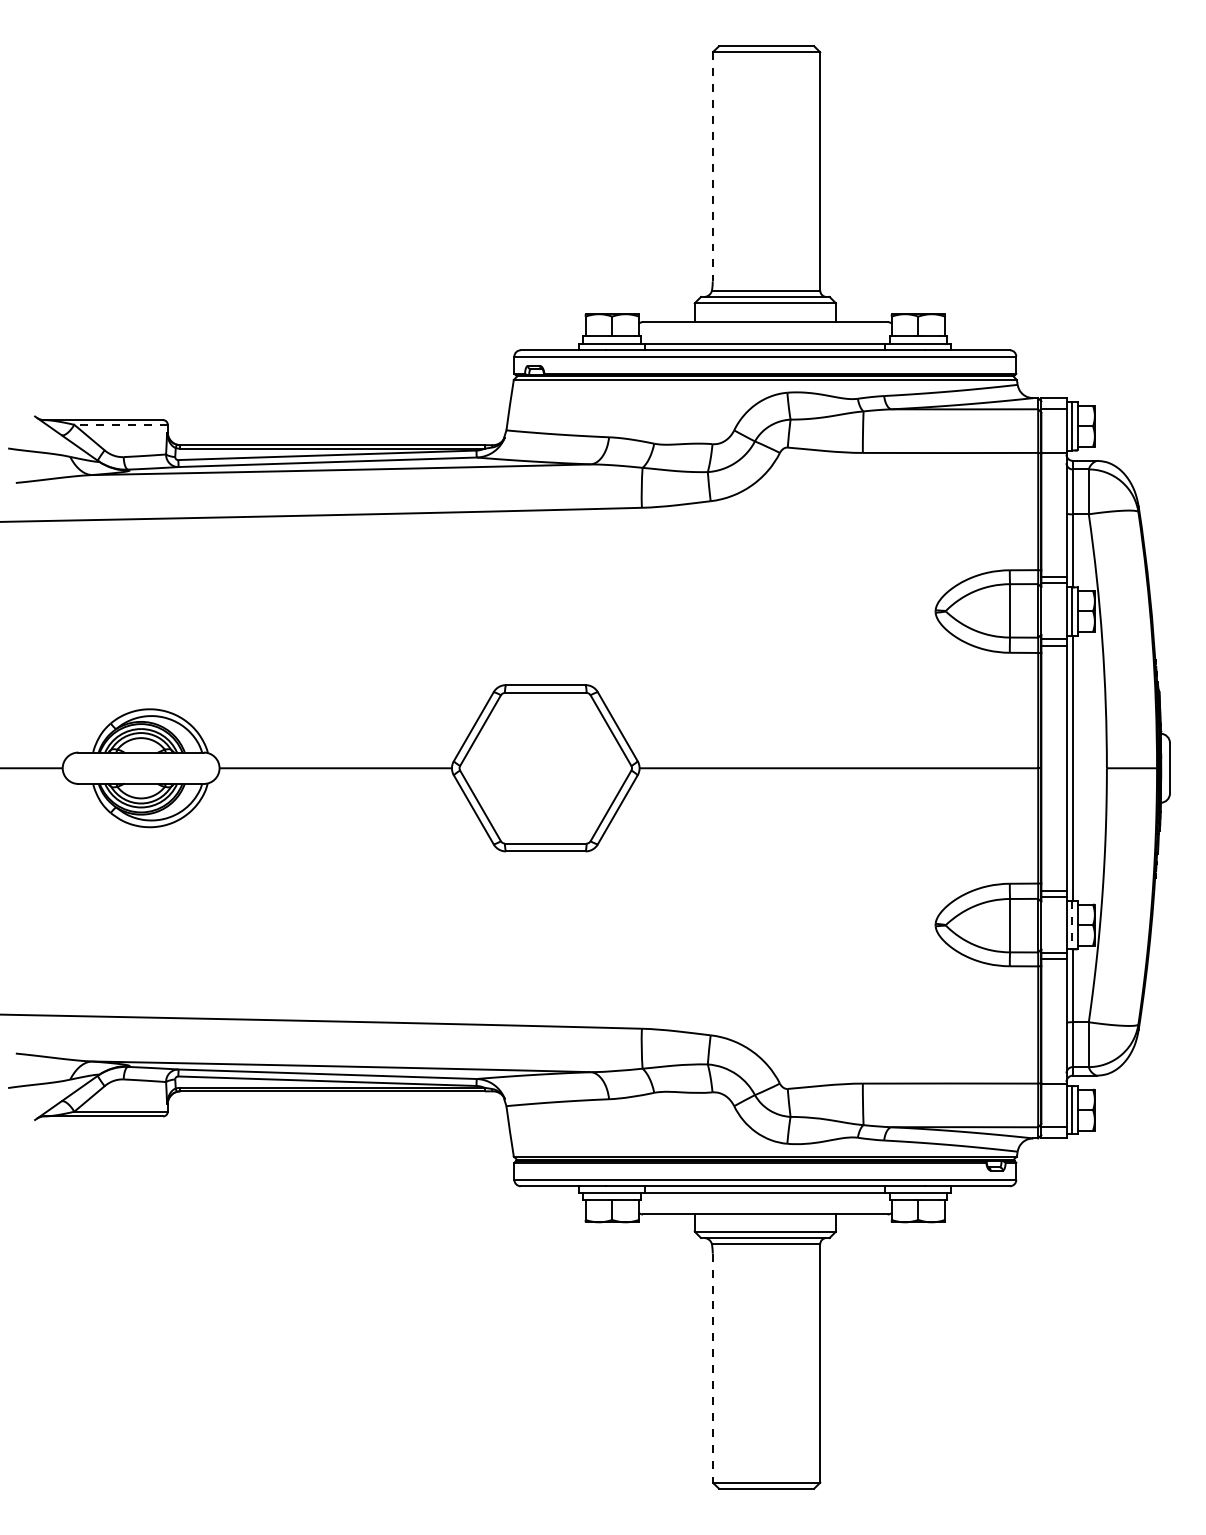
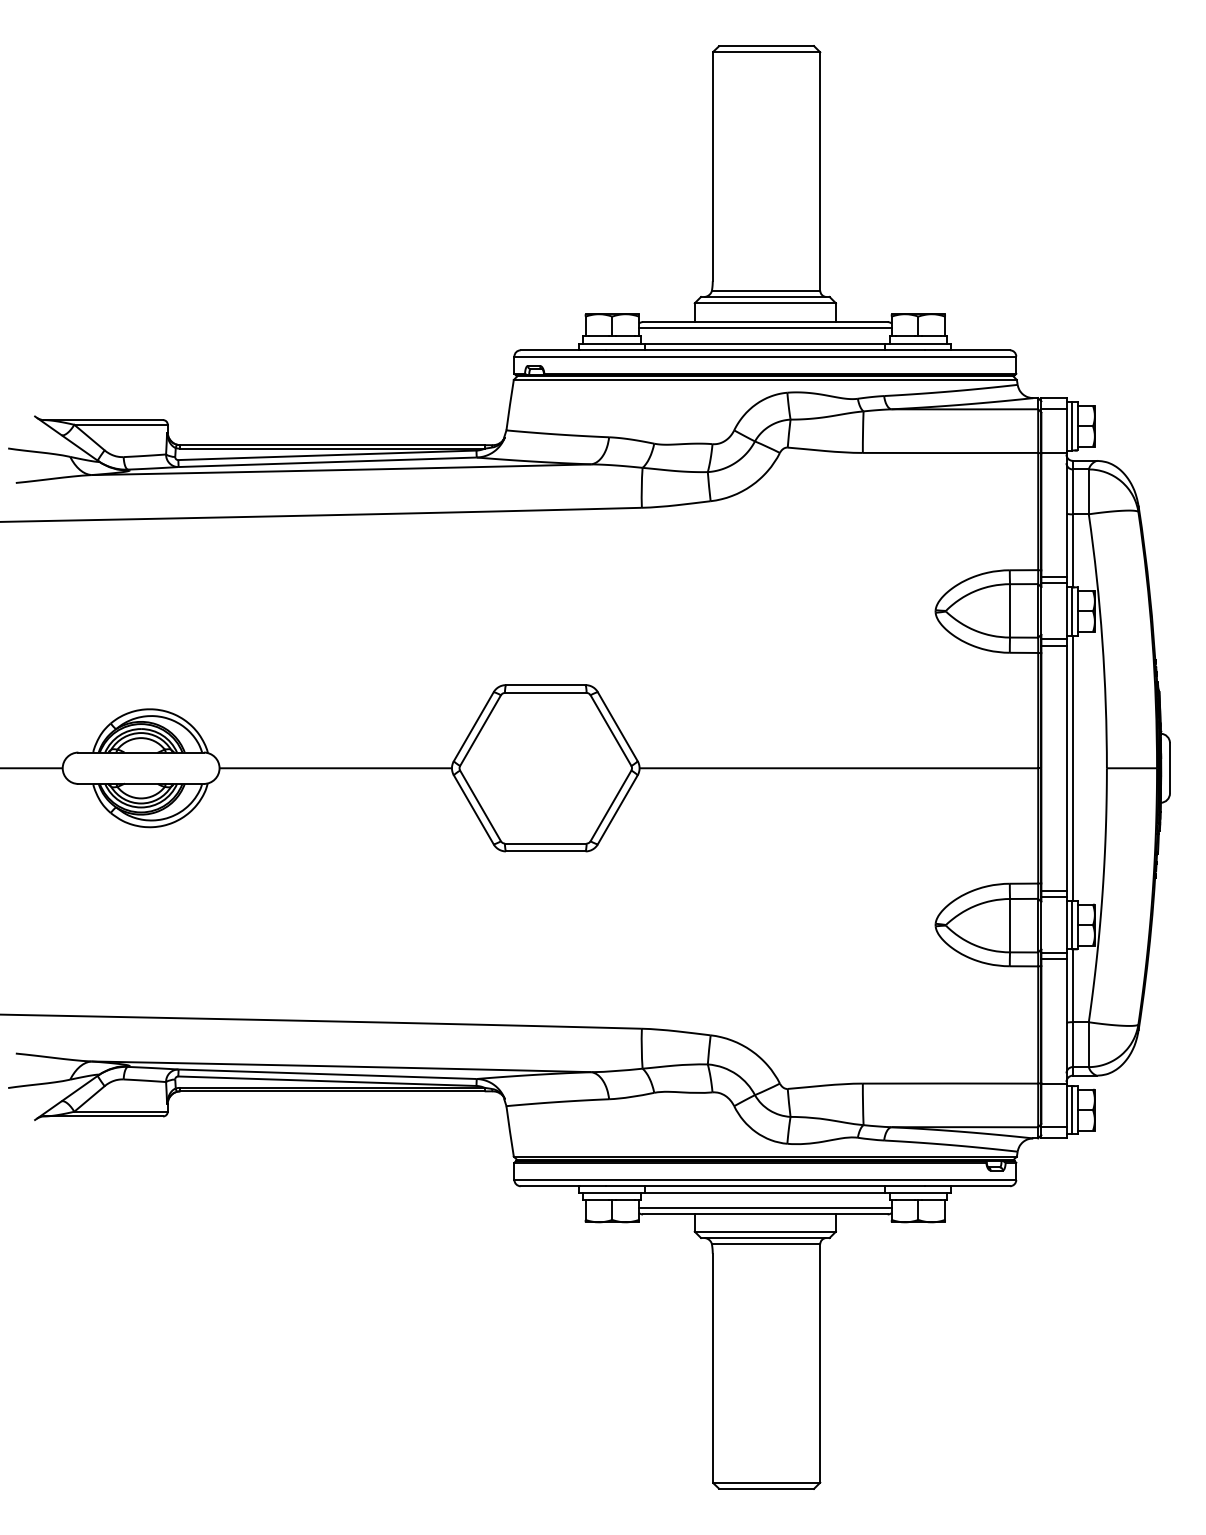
line: dashed -> solid (712, 167)
line: none -> present (764, 328)
line: dashed -> solid (121, 424)
line: dashed -> solid (1071, 925)
line: none -> present (764, 1208)
line: dashed -> solid (712, 1368)
